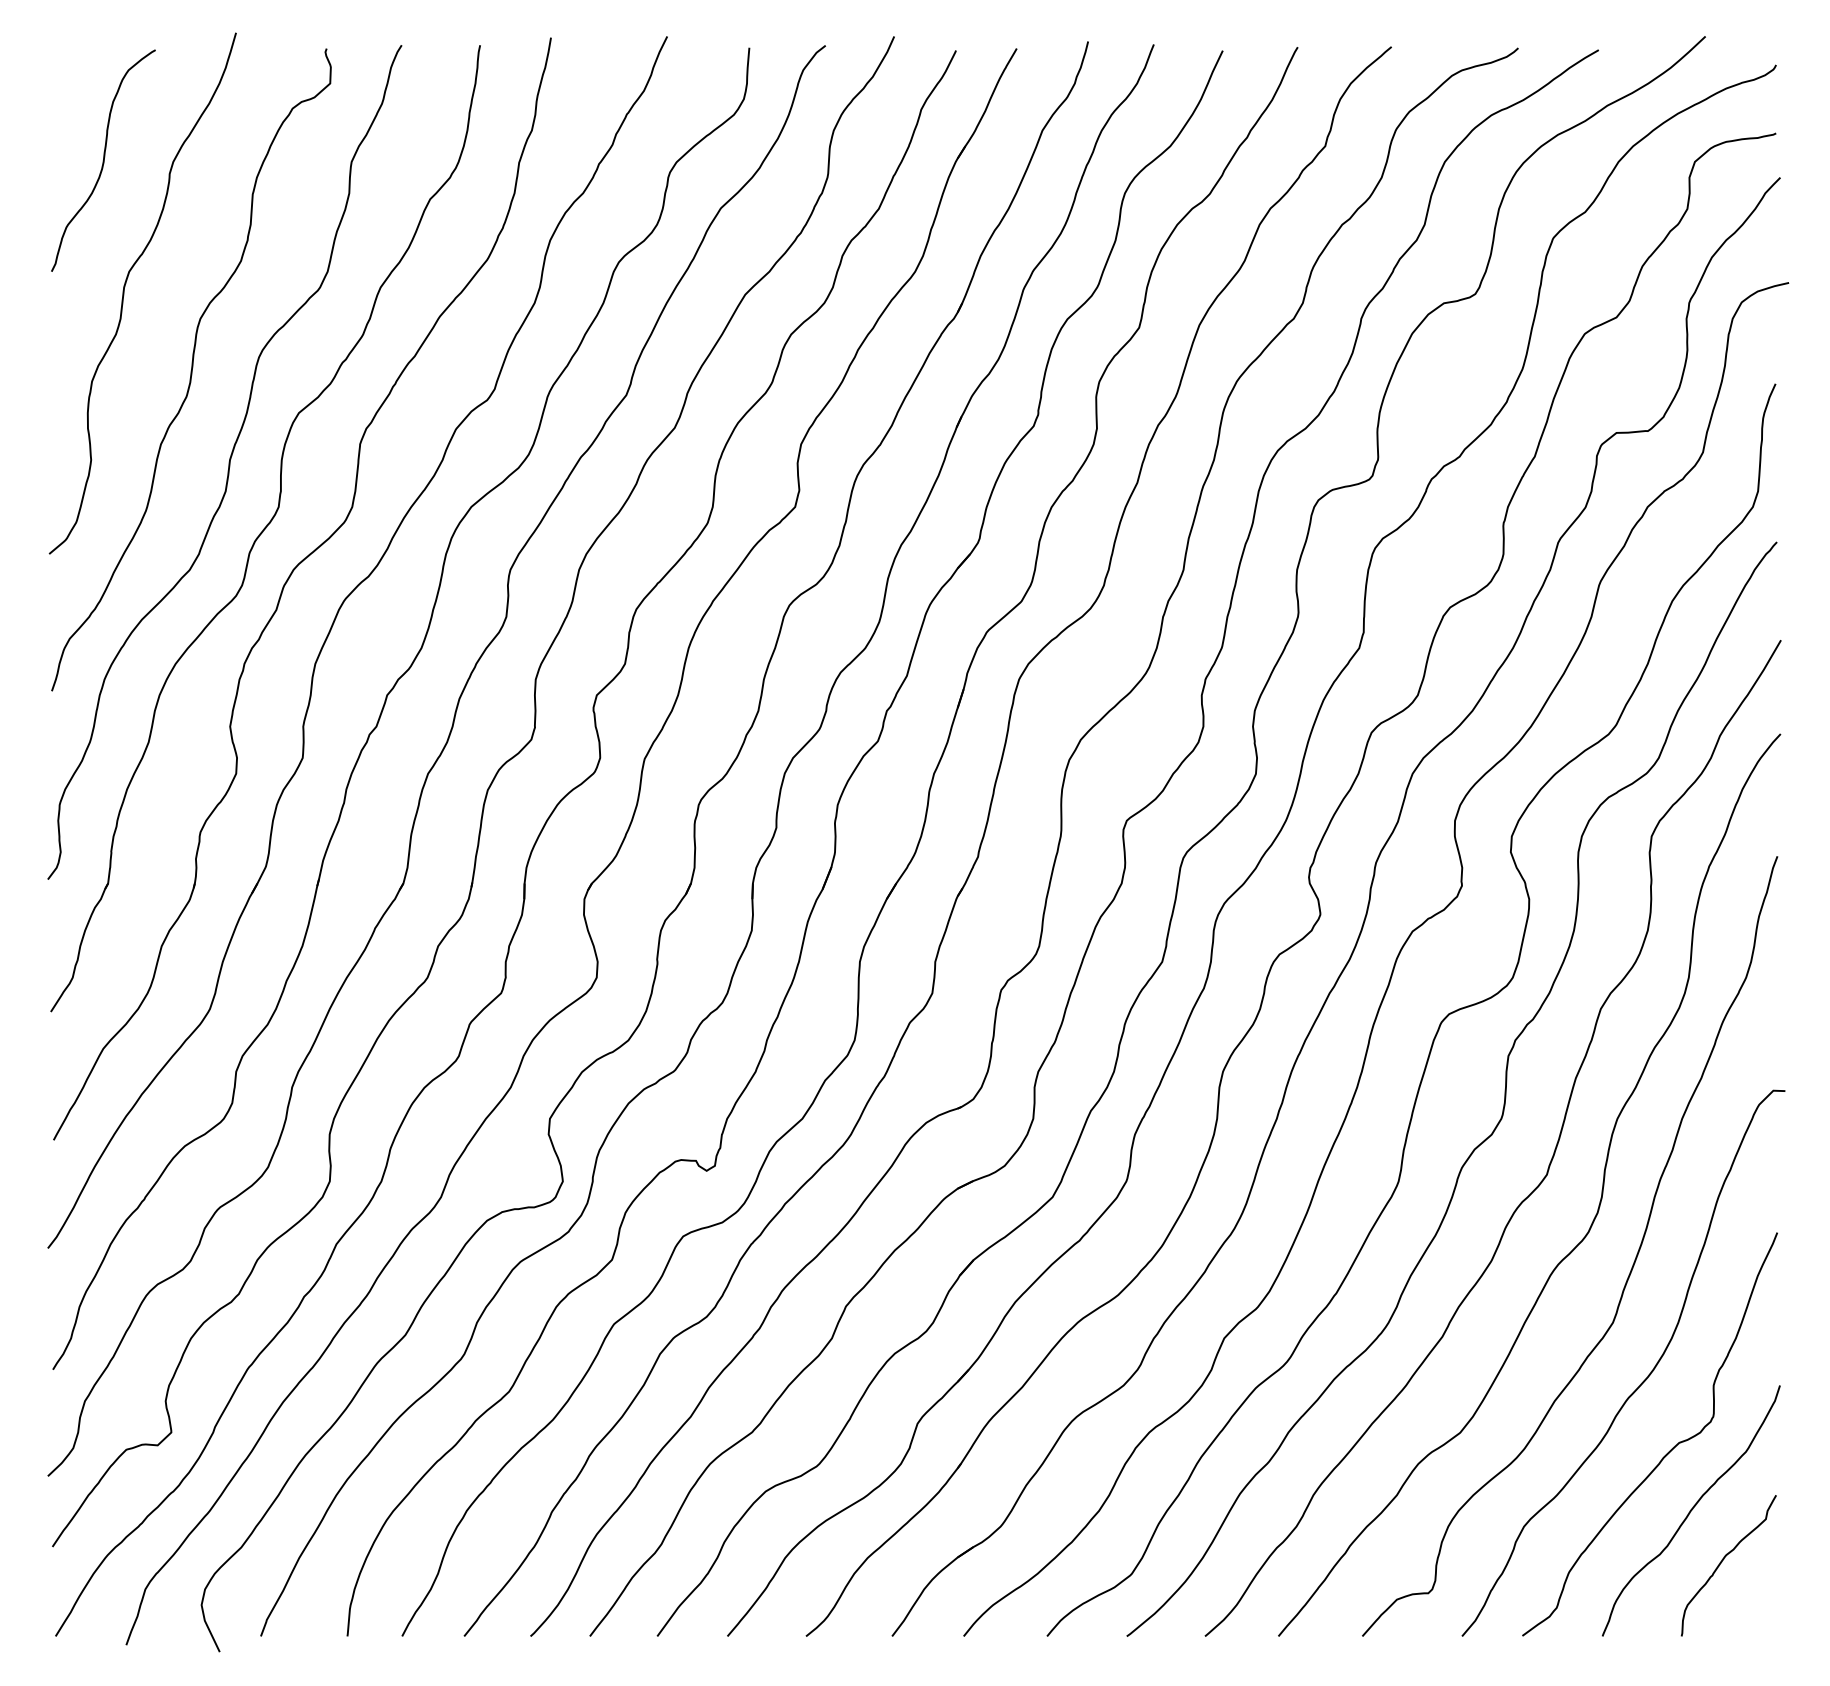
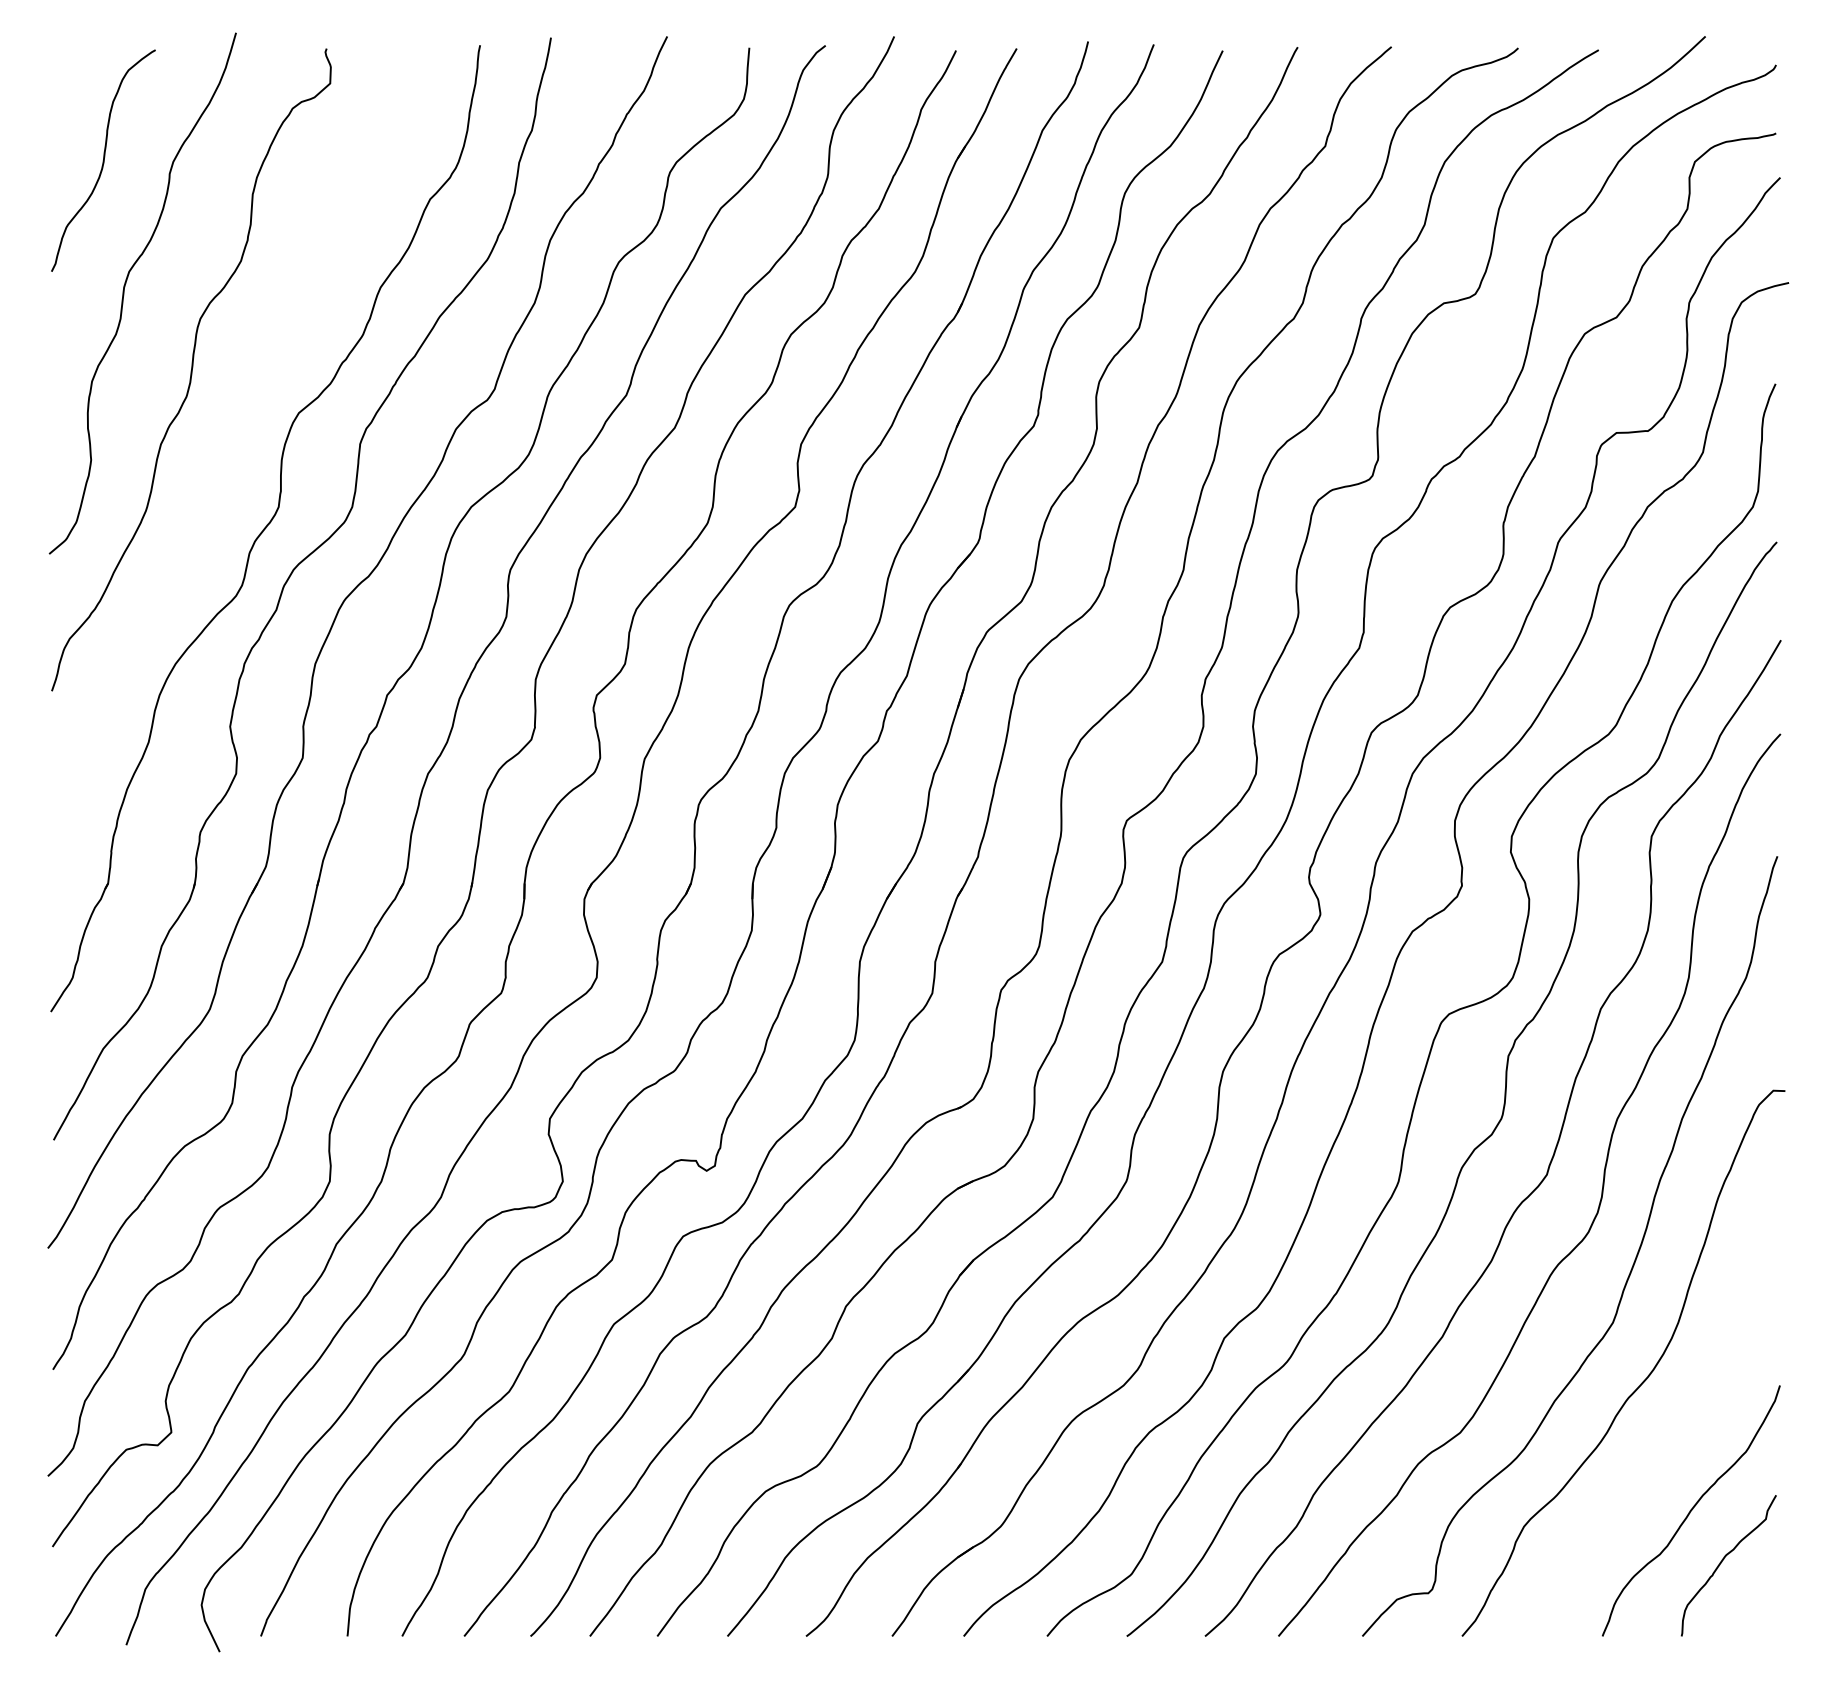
curve: present -> none (228, 462)
curve: present -> none (1667, 1452)
